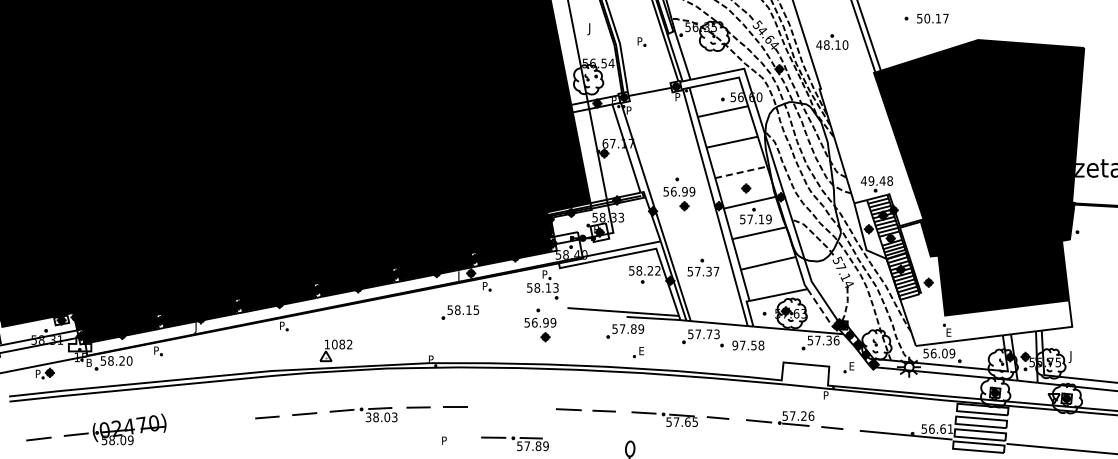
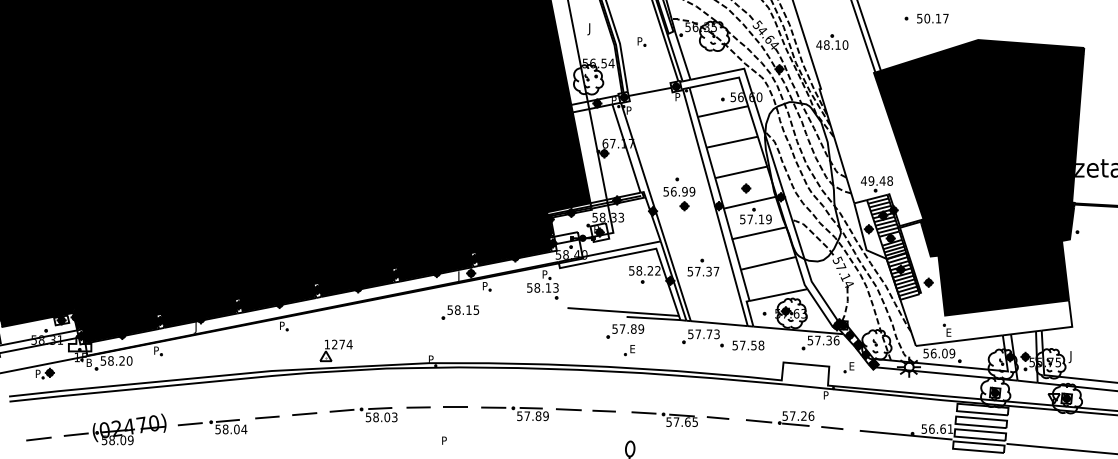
line: dashed -> solid (741, 172)
line: dashed -> solid (820, 308)
part: present -> none (540, 325)
text: 1082 -> 1274 (341, 344)
text: 97.58 -> 57.58 (735, 344)
part position: (638, 352) -> (629, 350) (629, 350)
text: 38.03 -> 58.03 (368, 416)
part: none -> present (212, 426)
part position: (514, 443) -> (514, 413) (514, 413)
